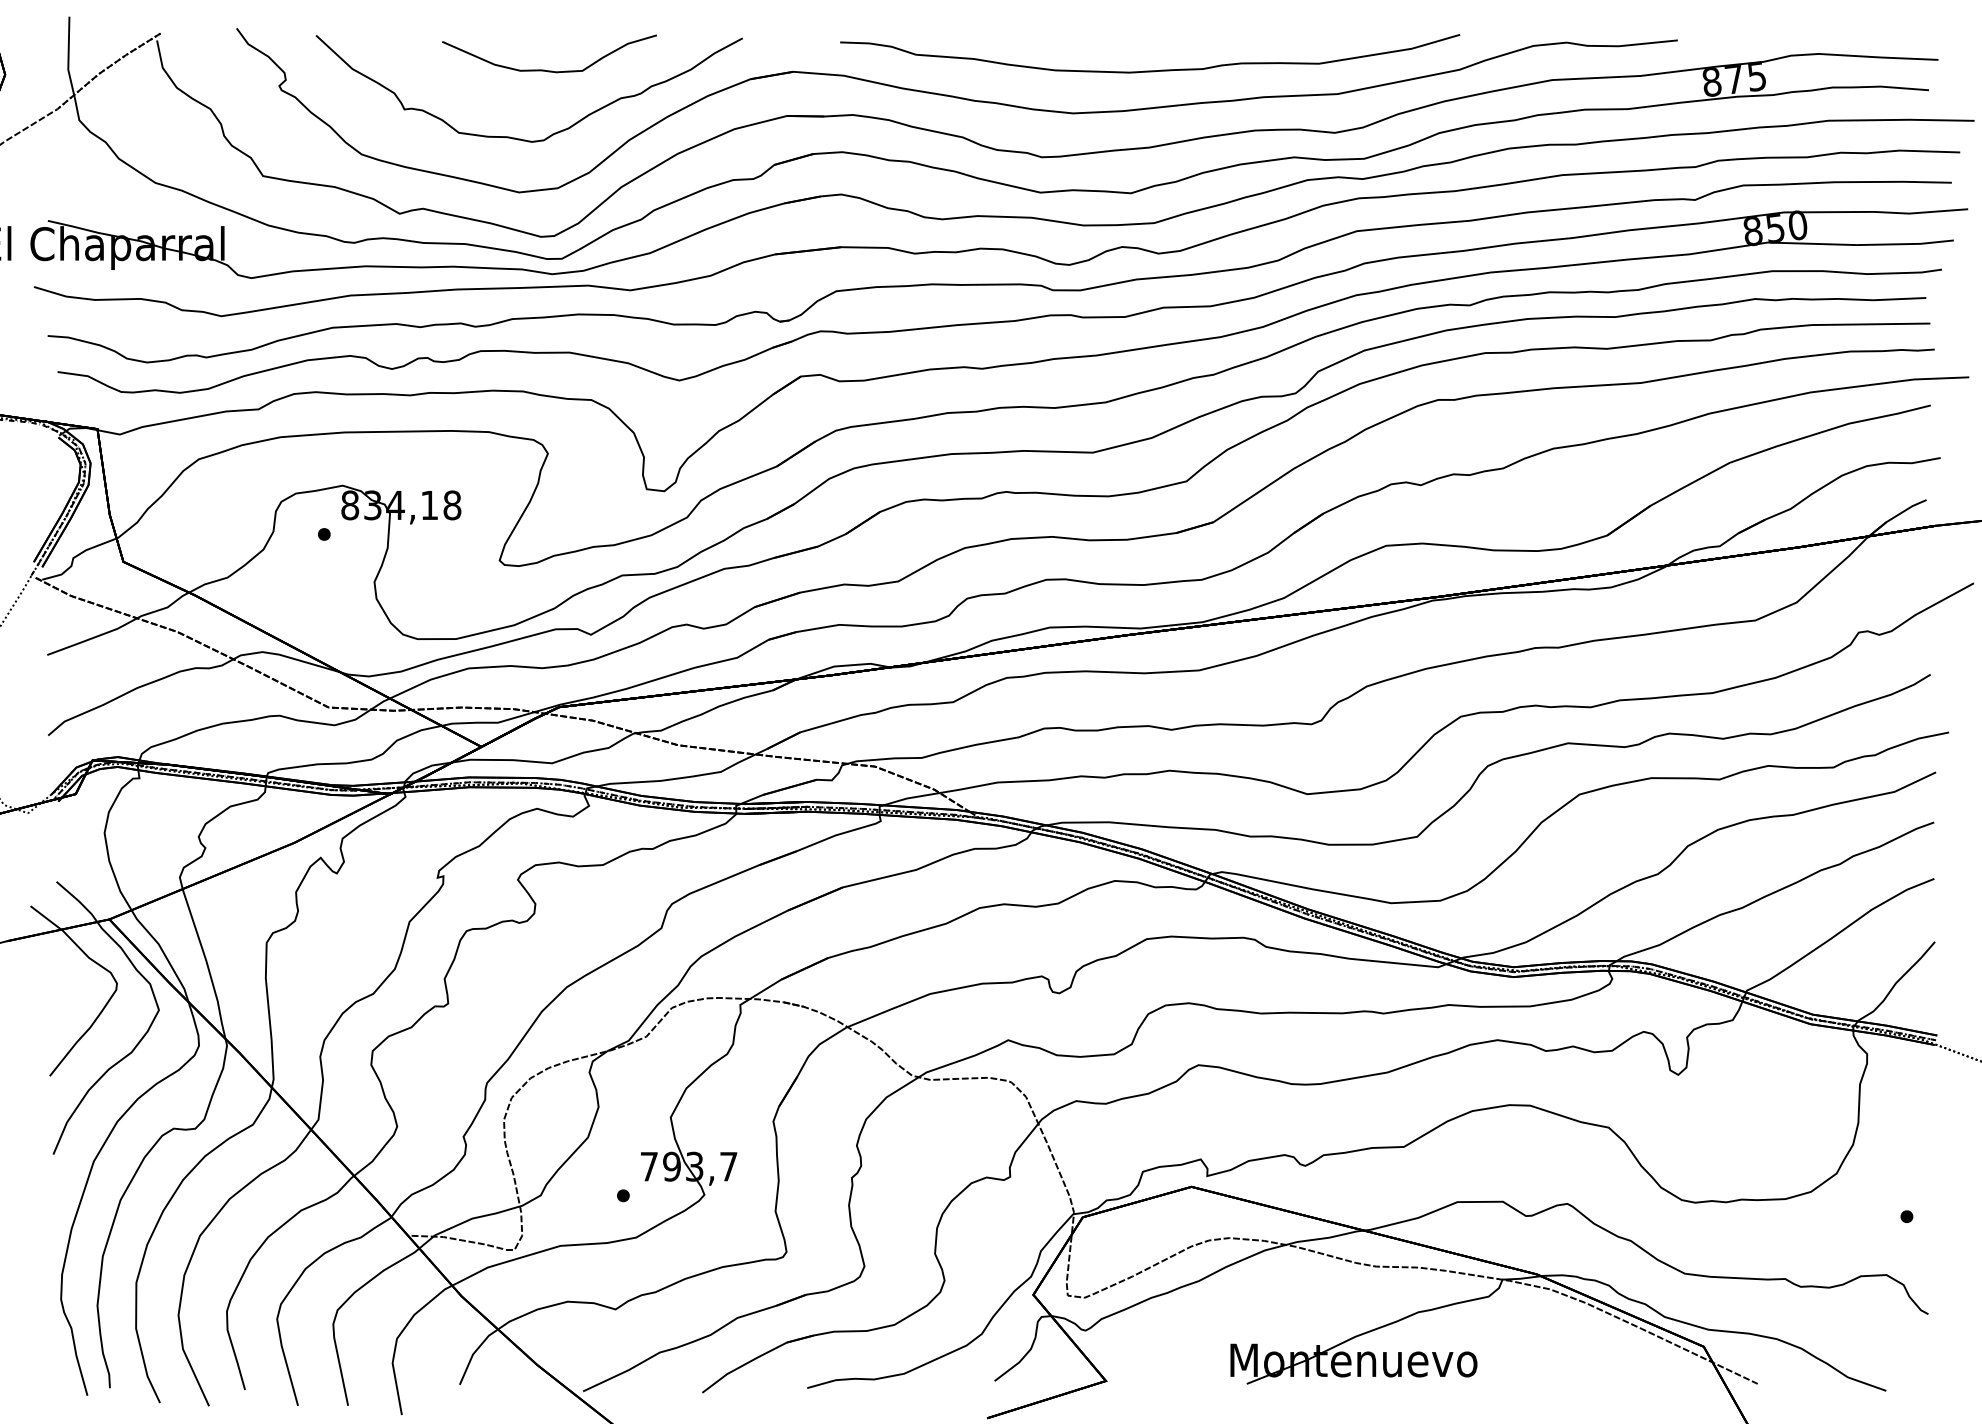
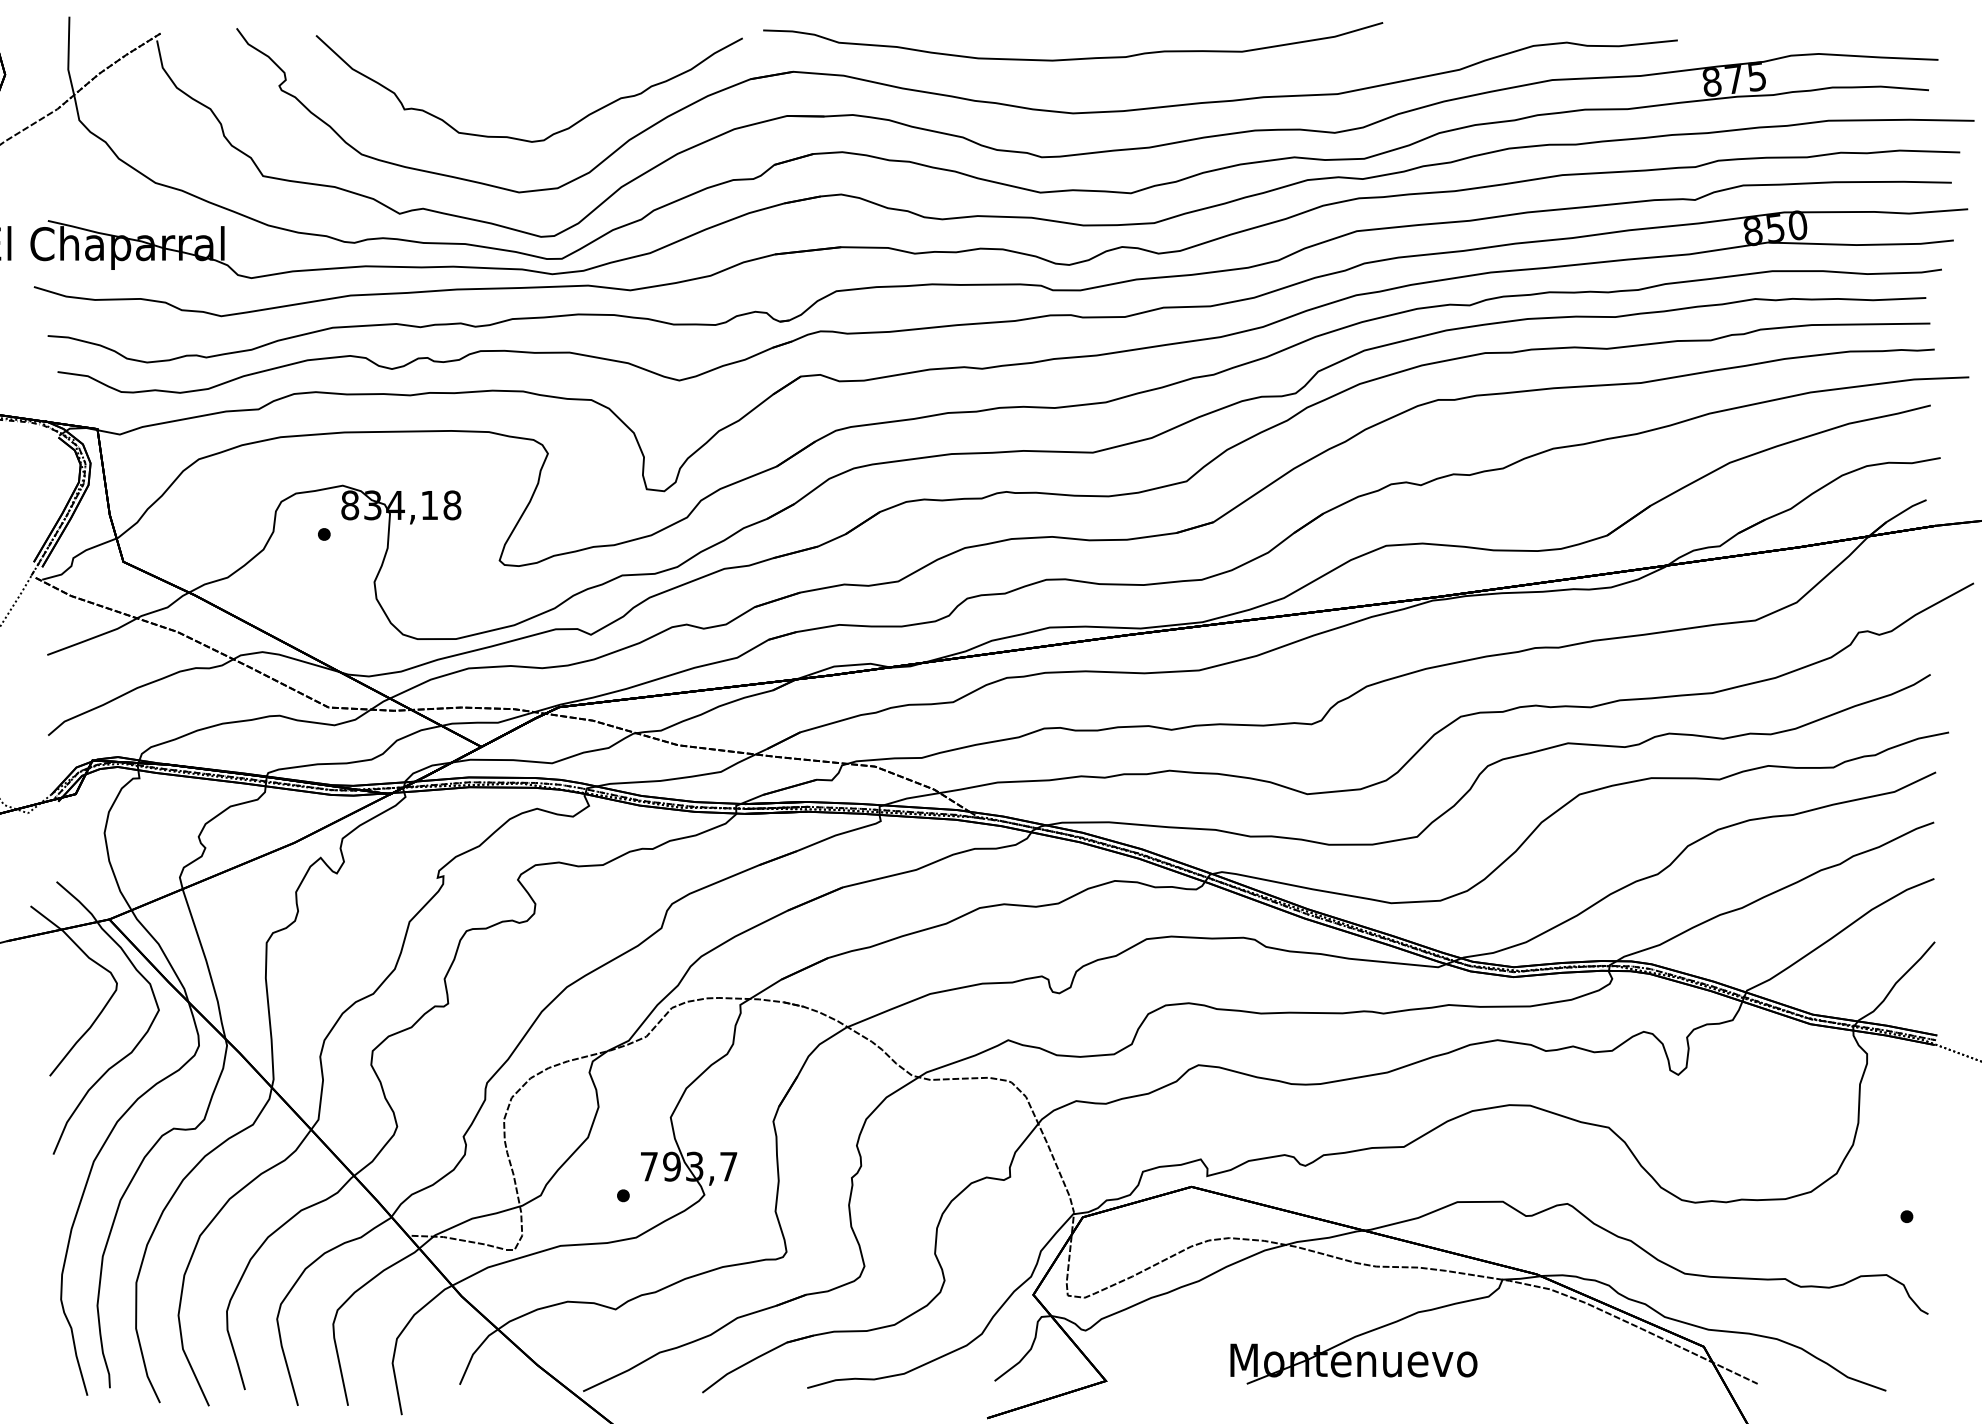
curve: present -> none (544, 69)
curve position: (1150, 70) -> (1073, 58) (1073, 58)
